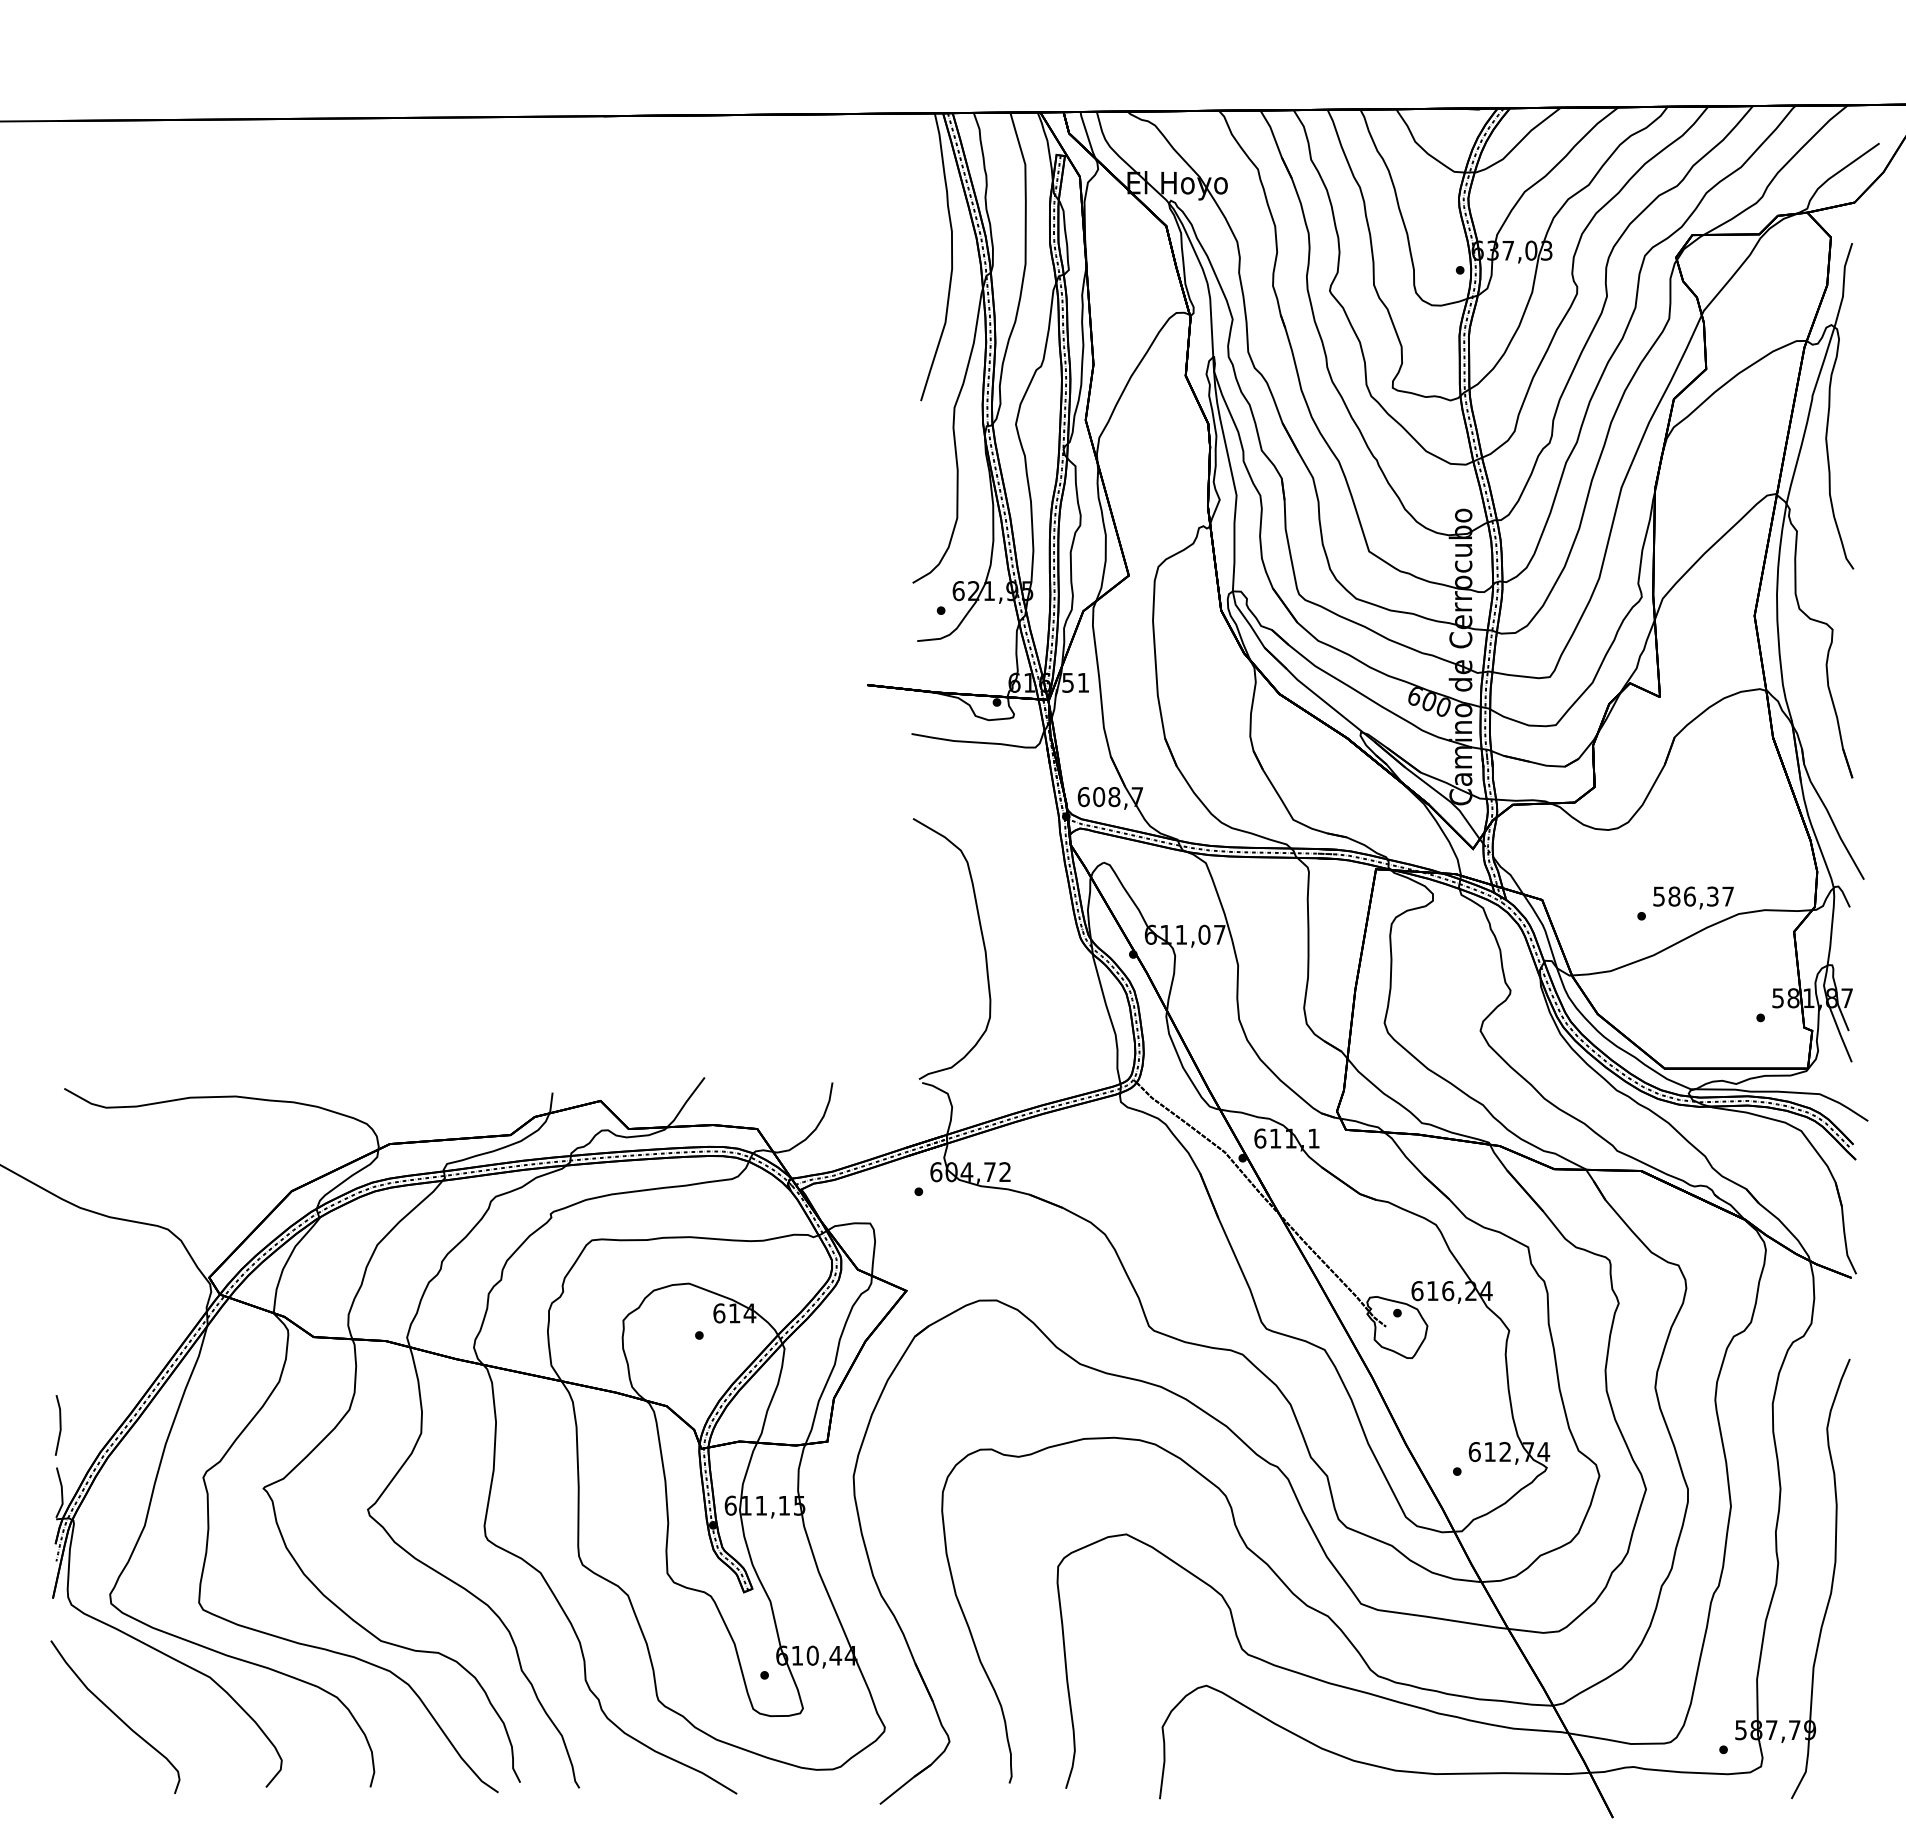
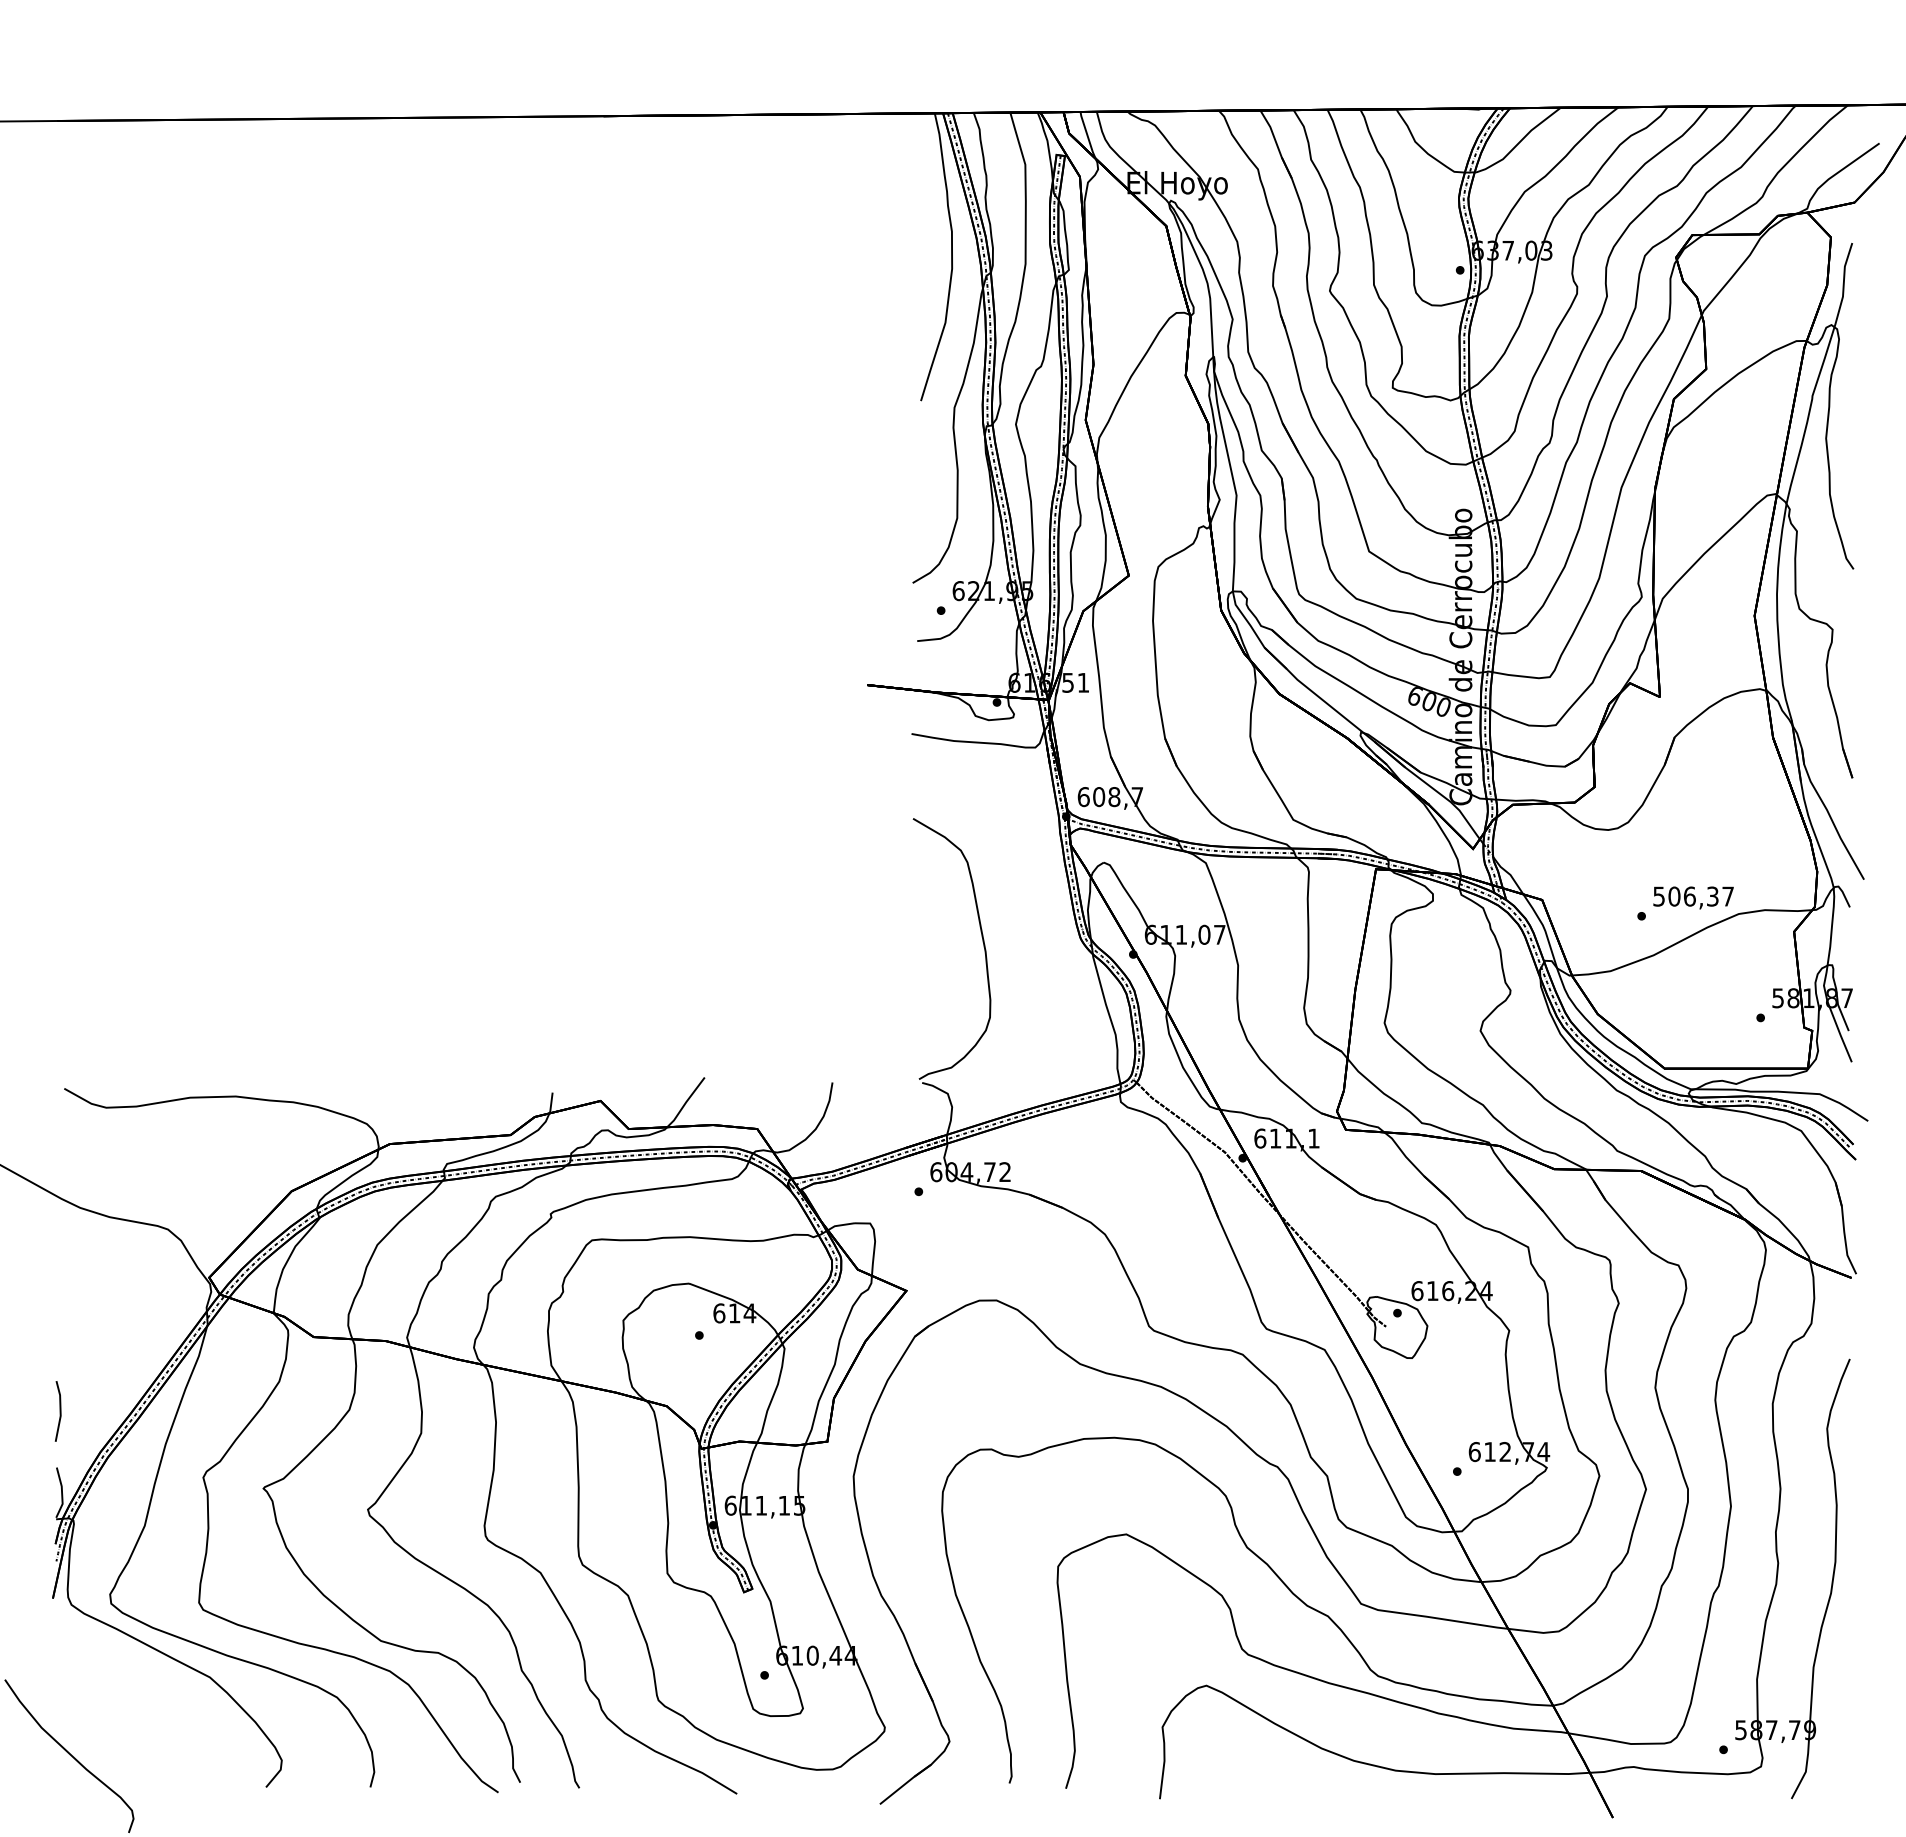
text: 586,37 -> 506,37 (1674, 896)
line position: (59, 1425) -> (59, 1411) (59, 1411)
curve position: (115, 1715) -> (69, 1754) (69, 1754)
